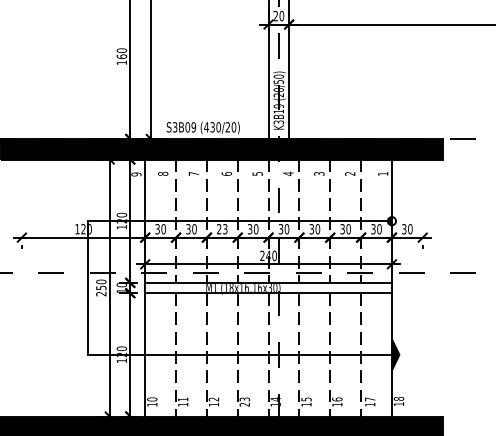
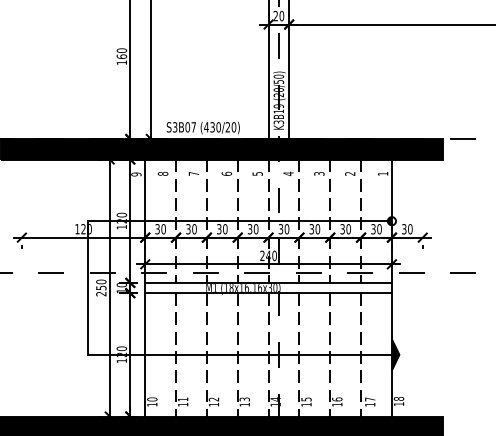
text: S3B09 -> S3B07 (193, 127)
text: 23 -> 30 (222, 229)
text: 23 -> 13 (244, 404)
